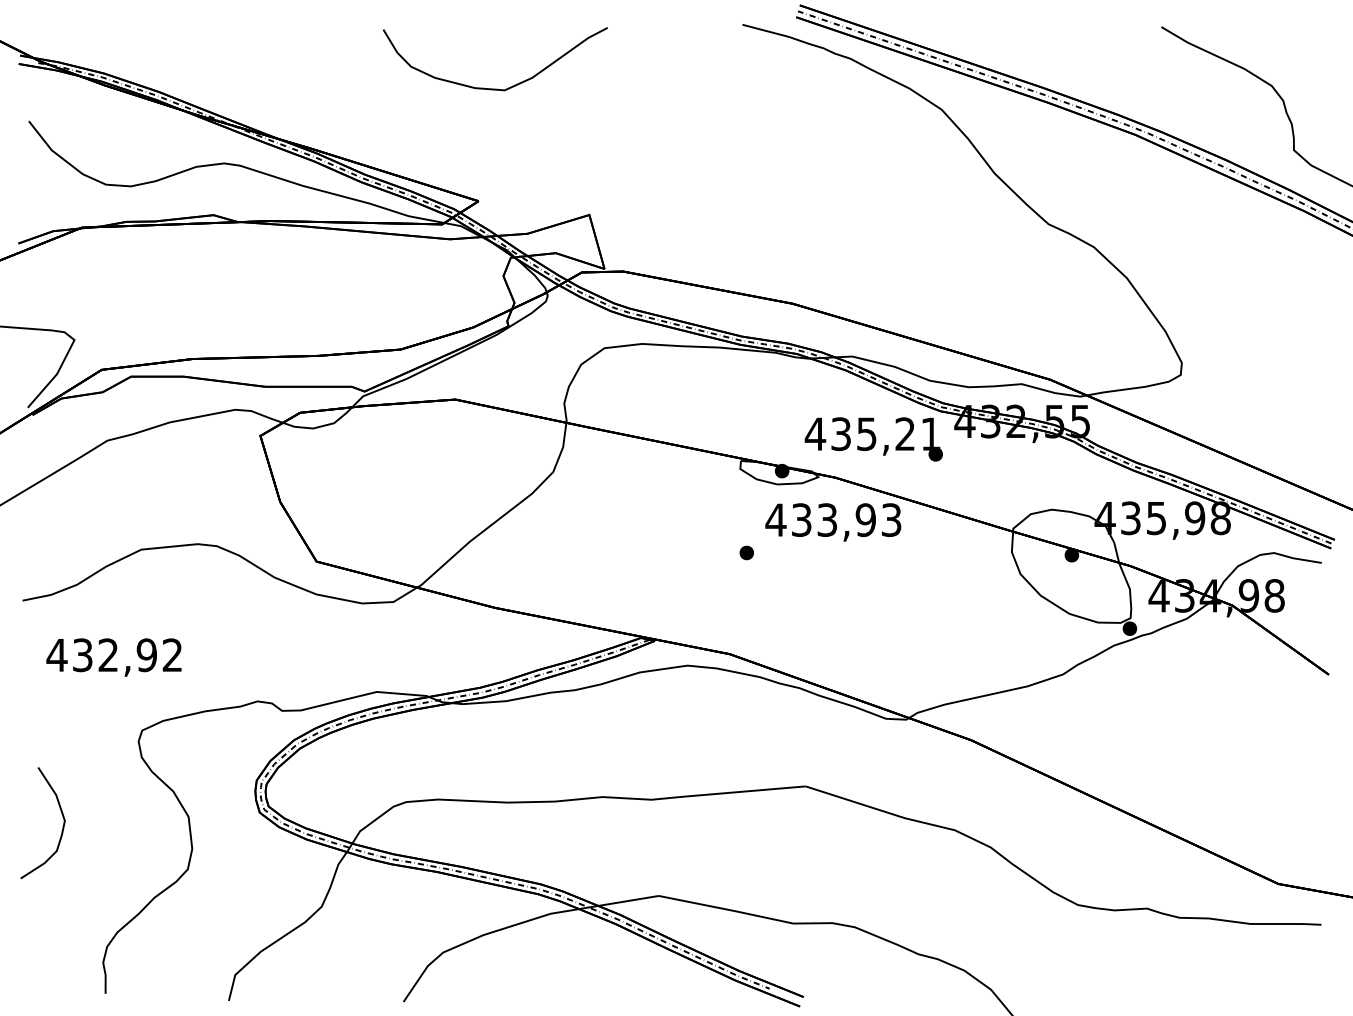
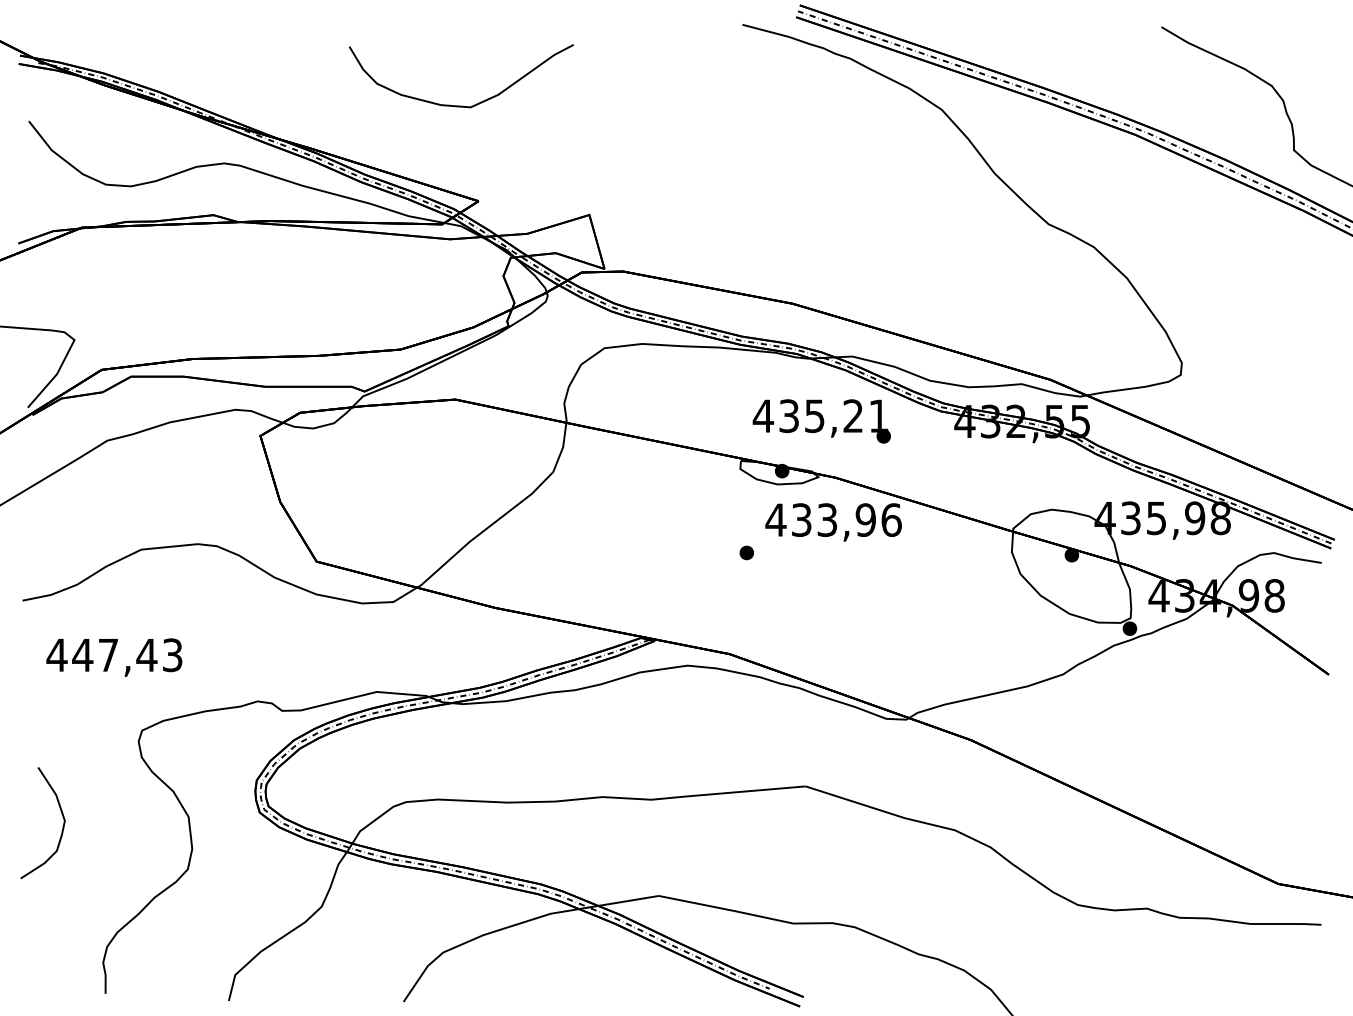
curve position: (494, 88) -> (460, 105) (460, 105)
text position: (873, 439) -> (821, 421) (821, 421)
text: 433,93 -> 433,96 (891, 520)
text: 432,92 -> 447,43 (127, 655)
